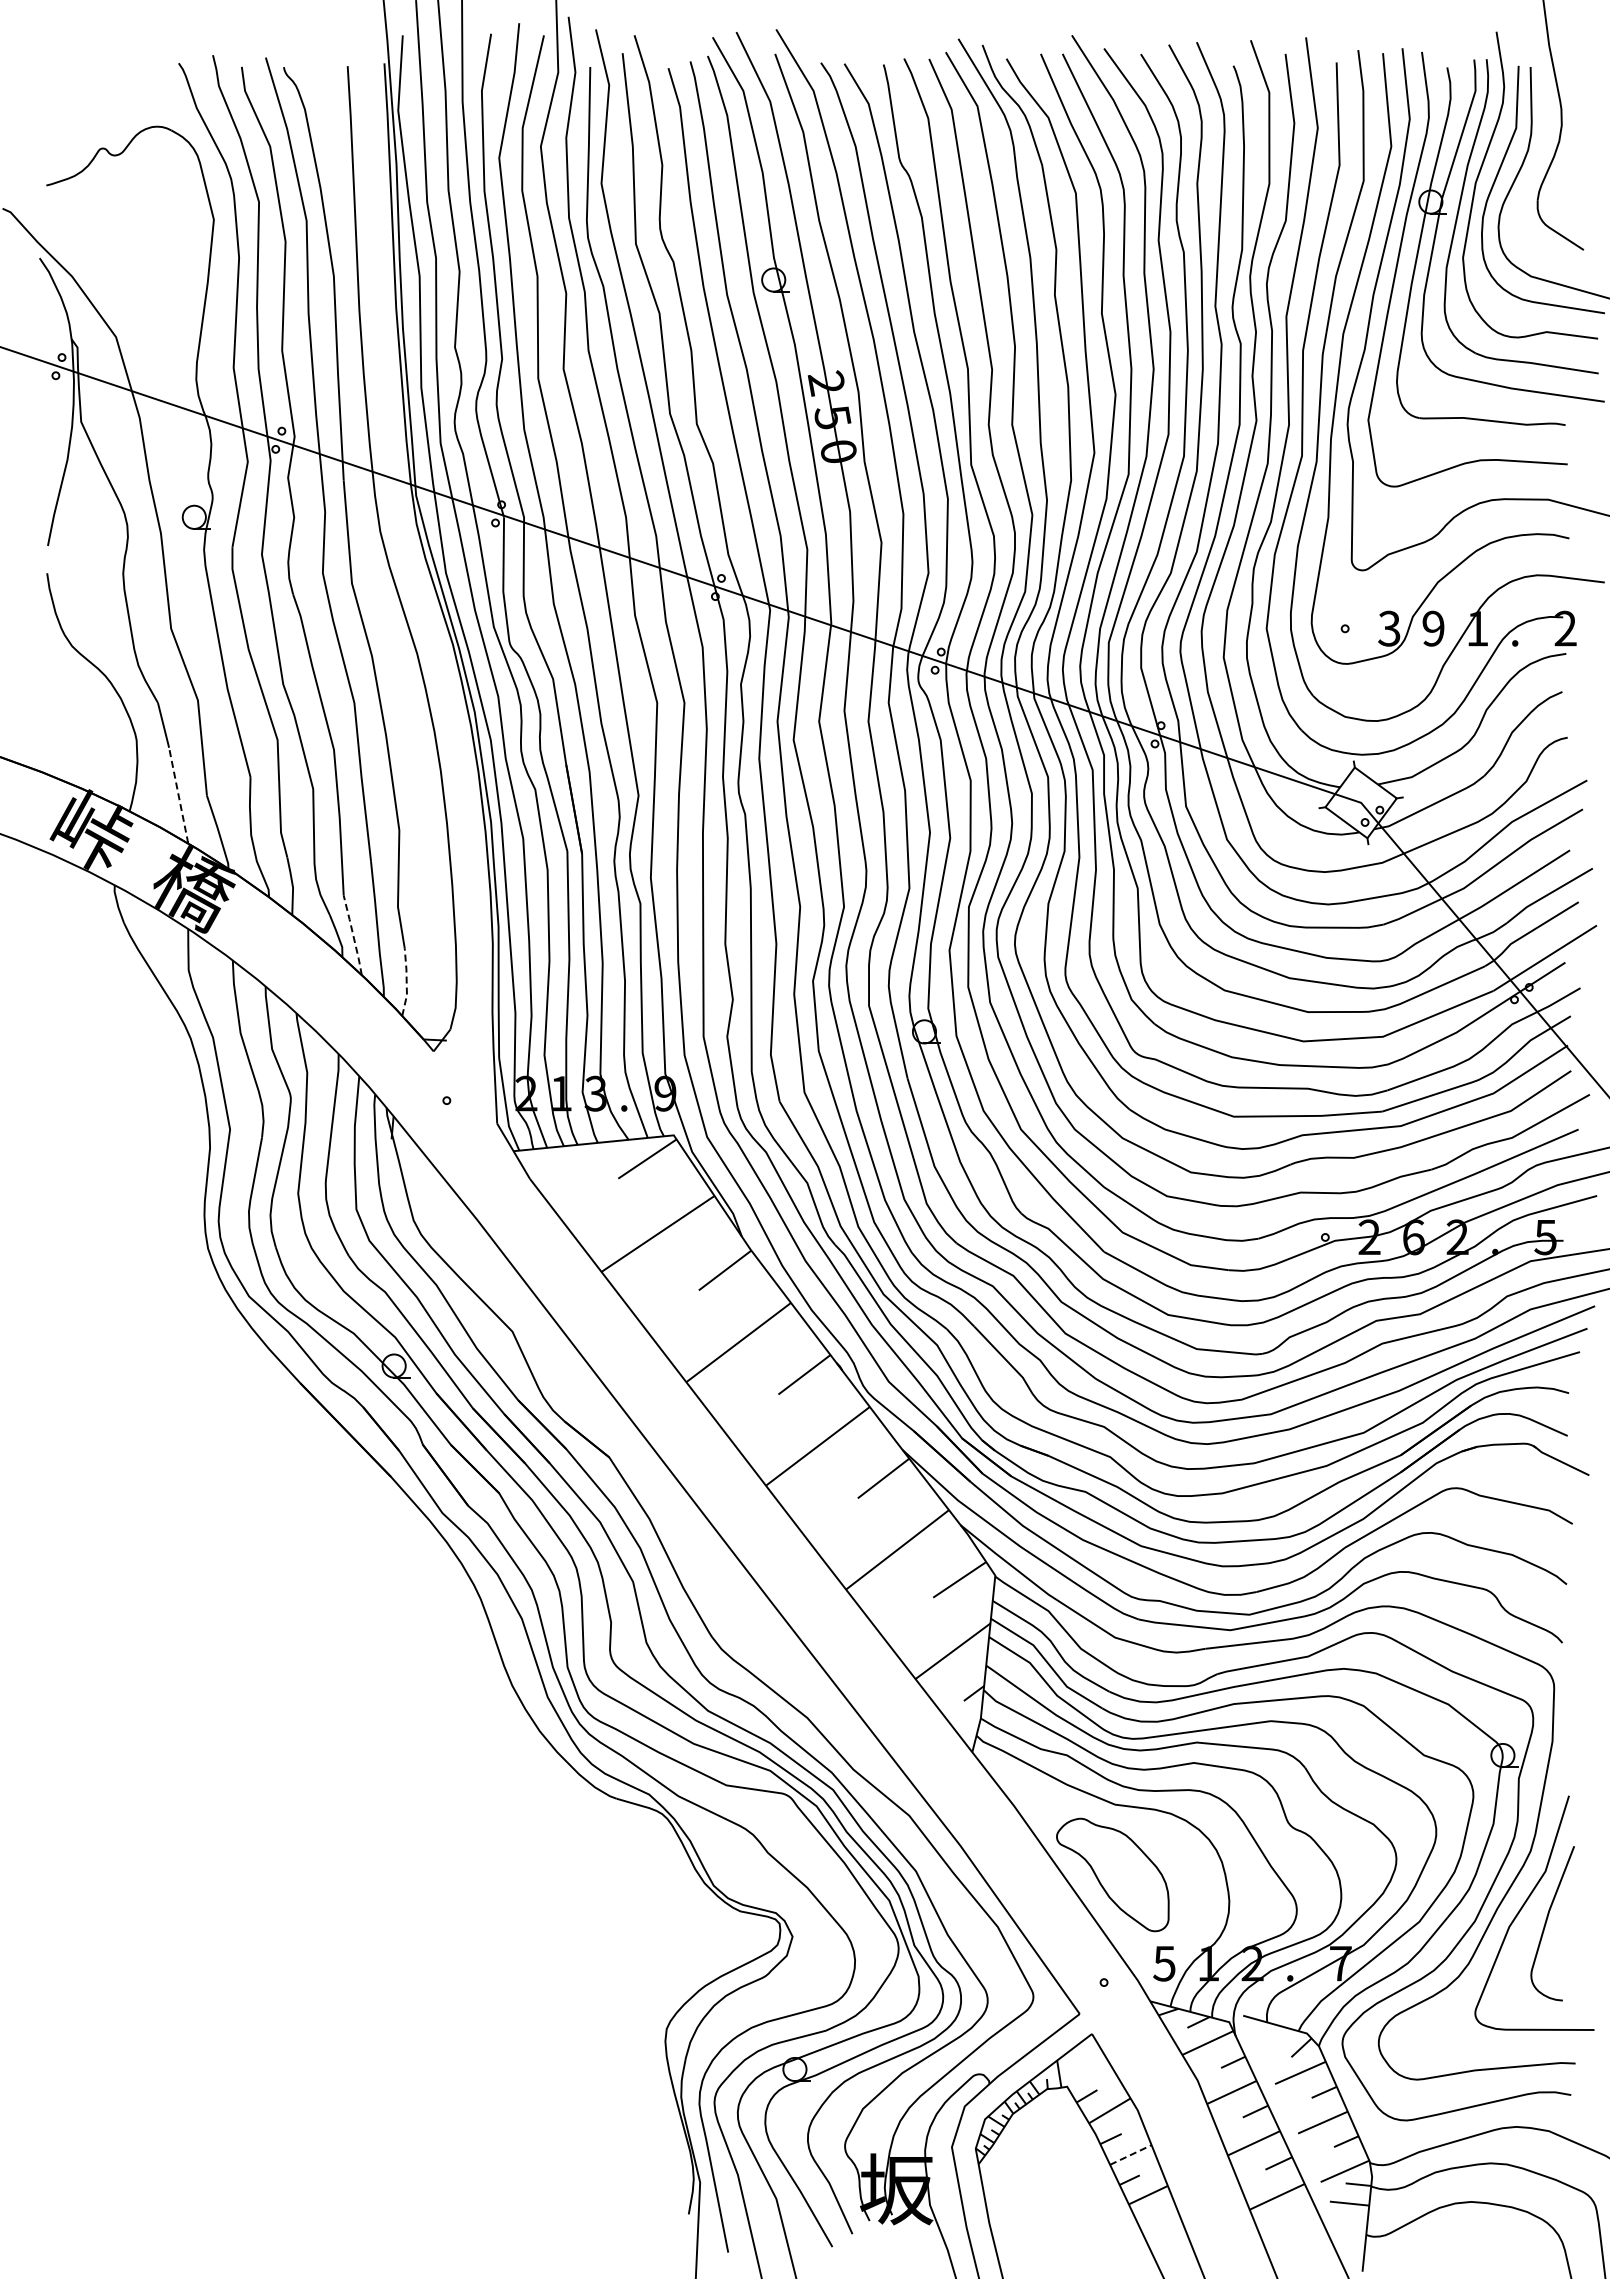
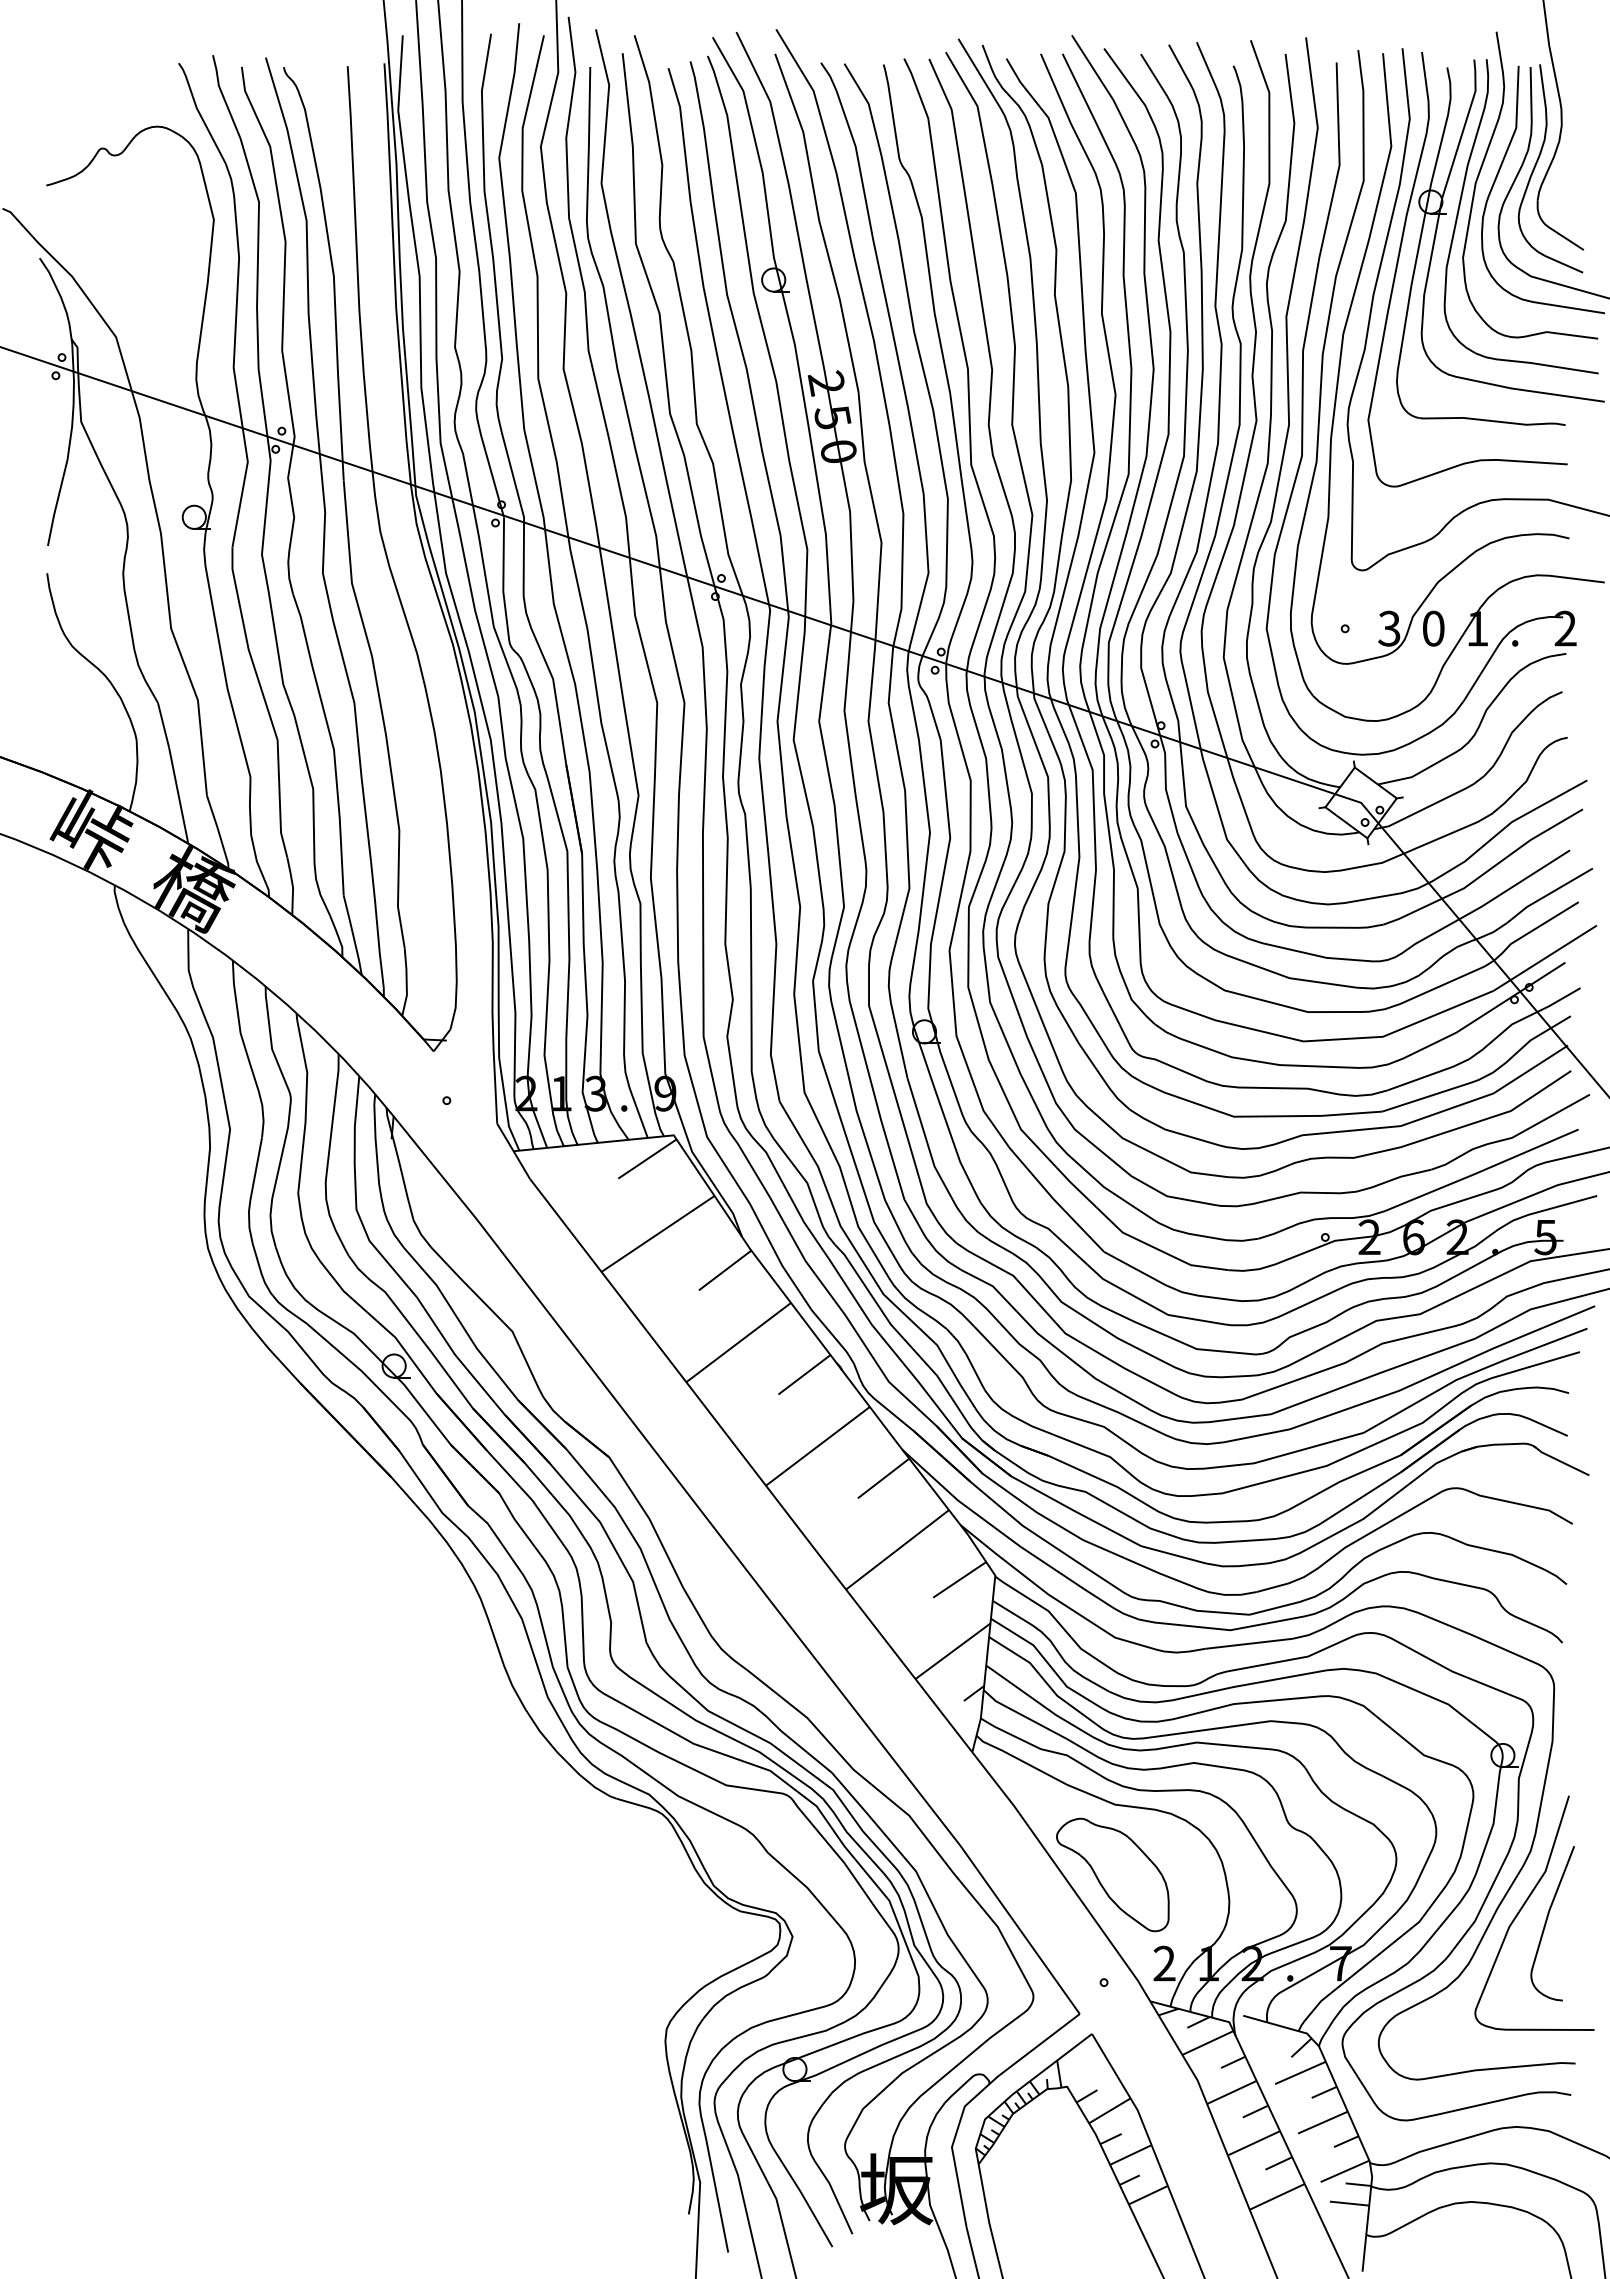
curve: none -> present (1538, 161)
text: 9 -> 0 (1433, 628)
line: dashed -> solid (178, 796)
line: dashed -> solid (353, 934)
line: dashed -> solid (406, 982)
text: 5 -> 2 (1164, 1963)
line: dashed -> solid (1130, 2154)
